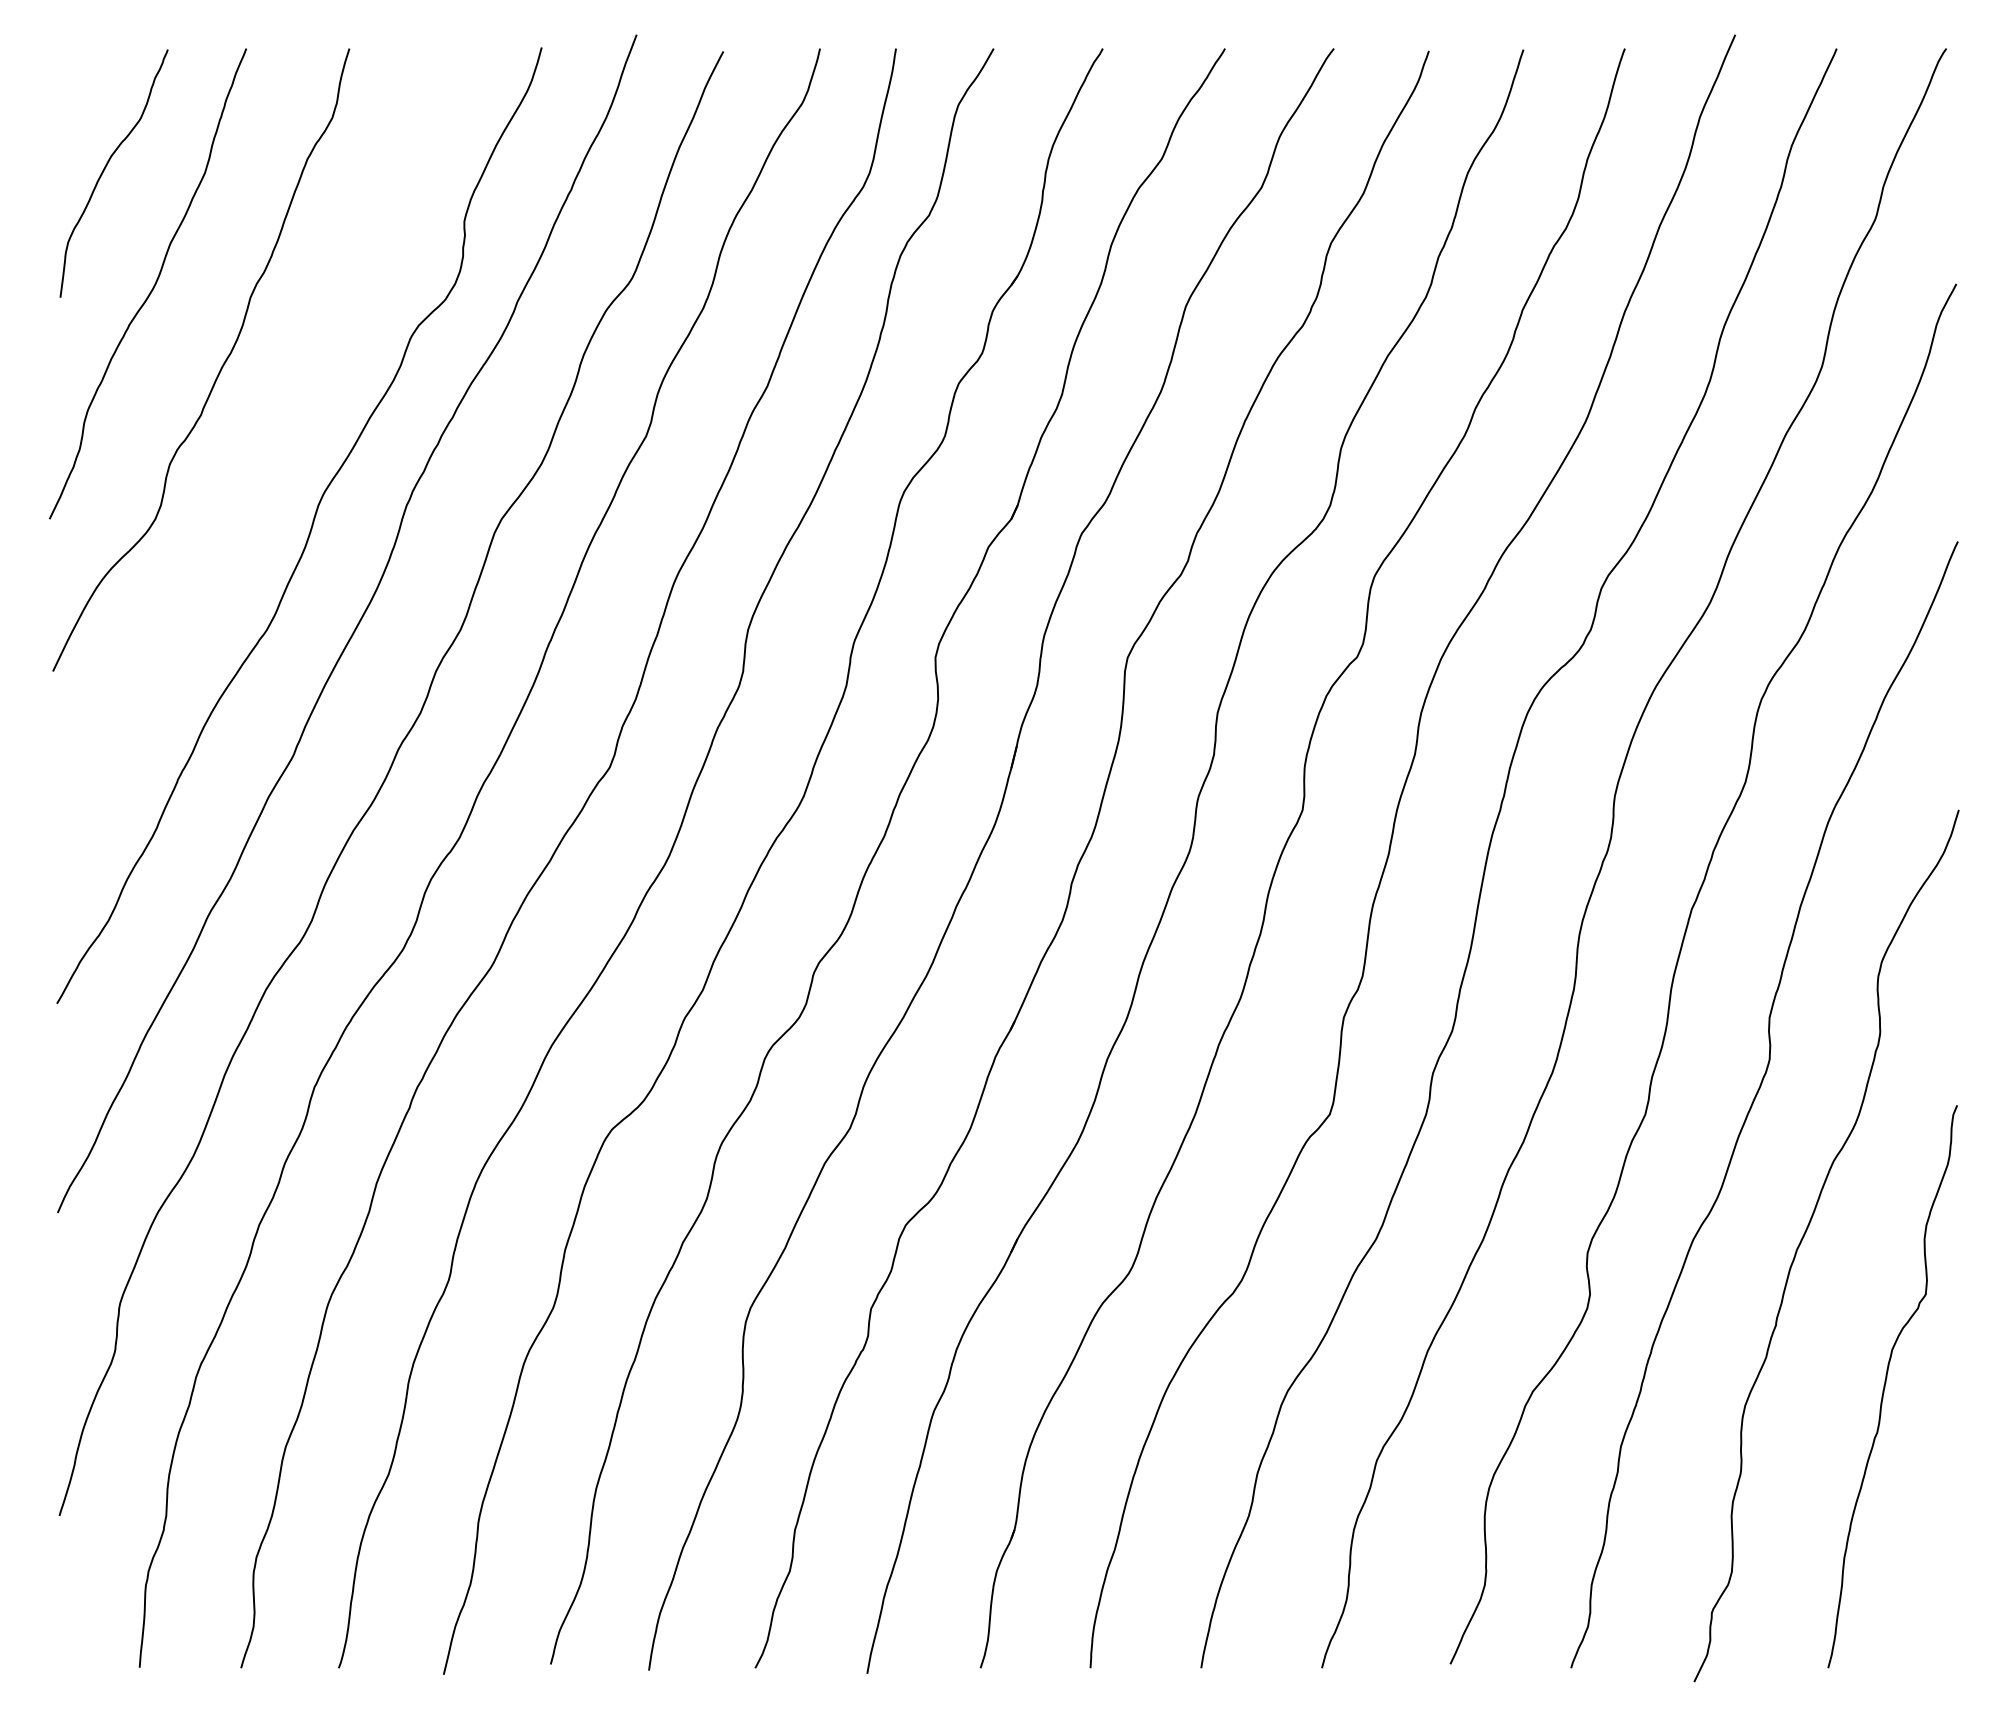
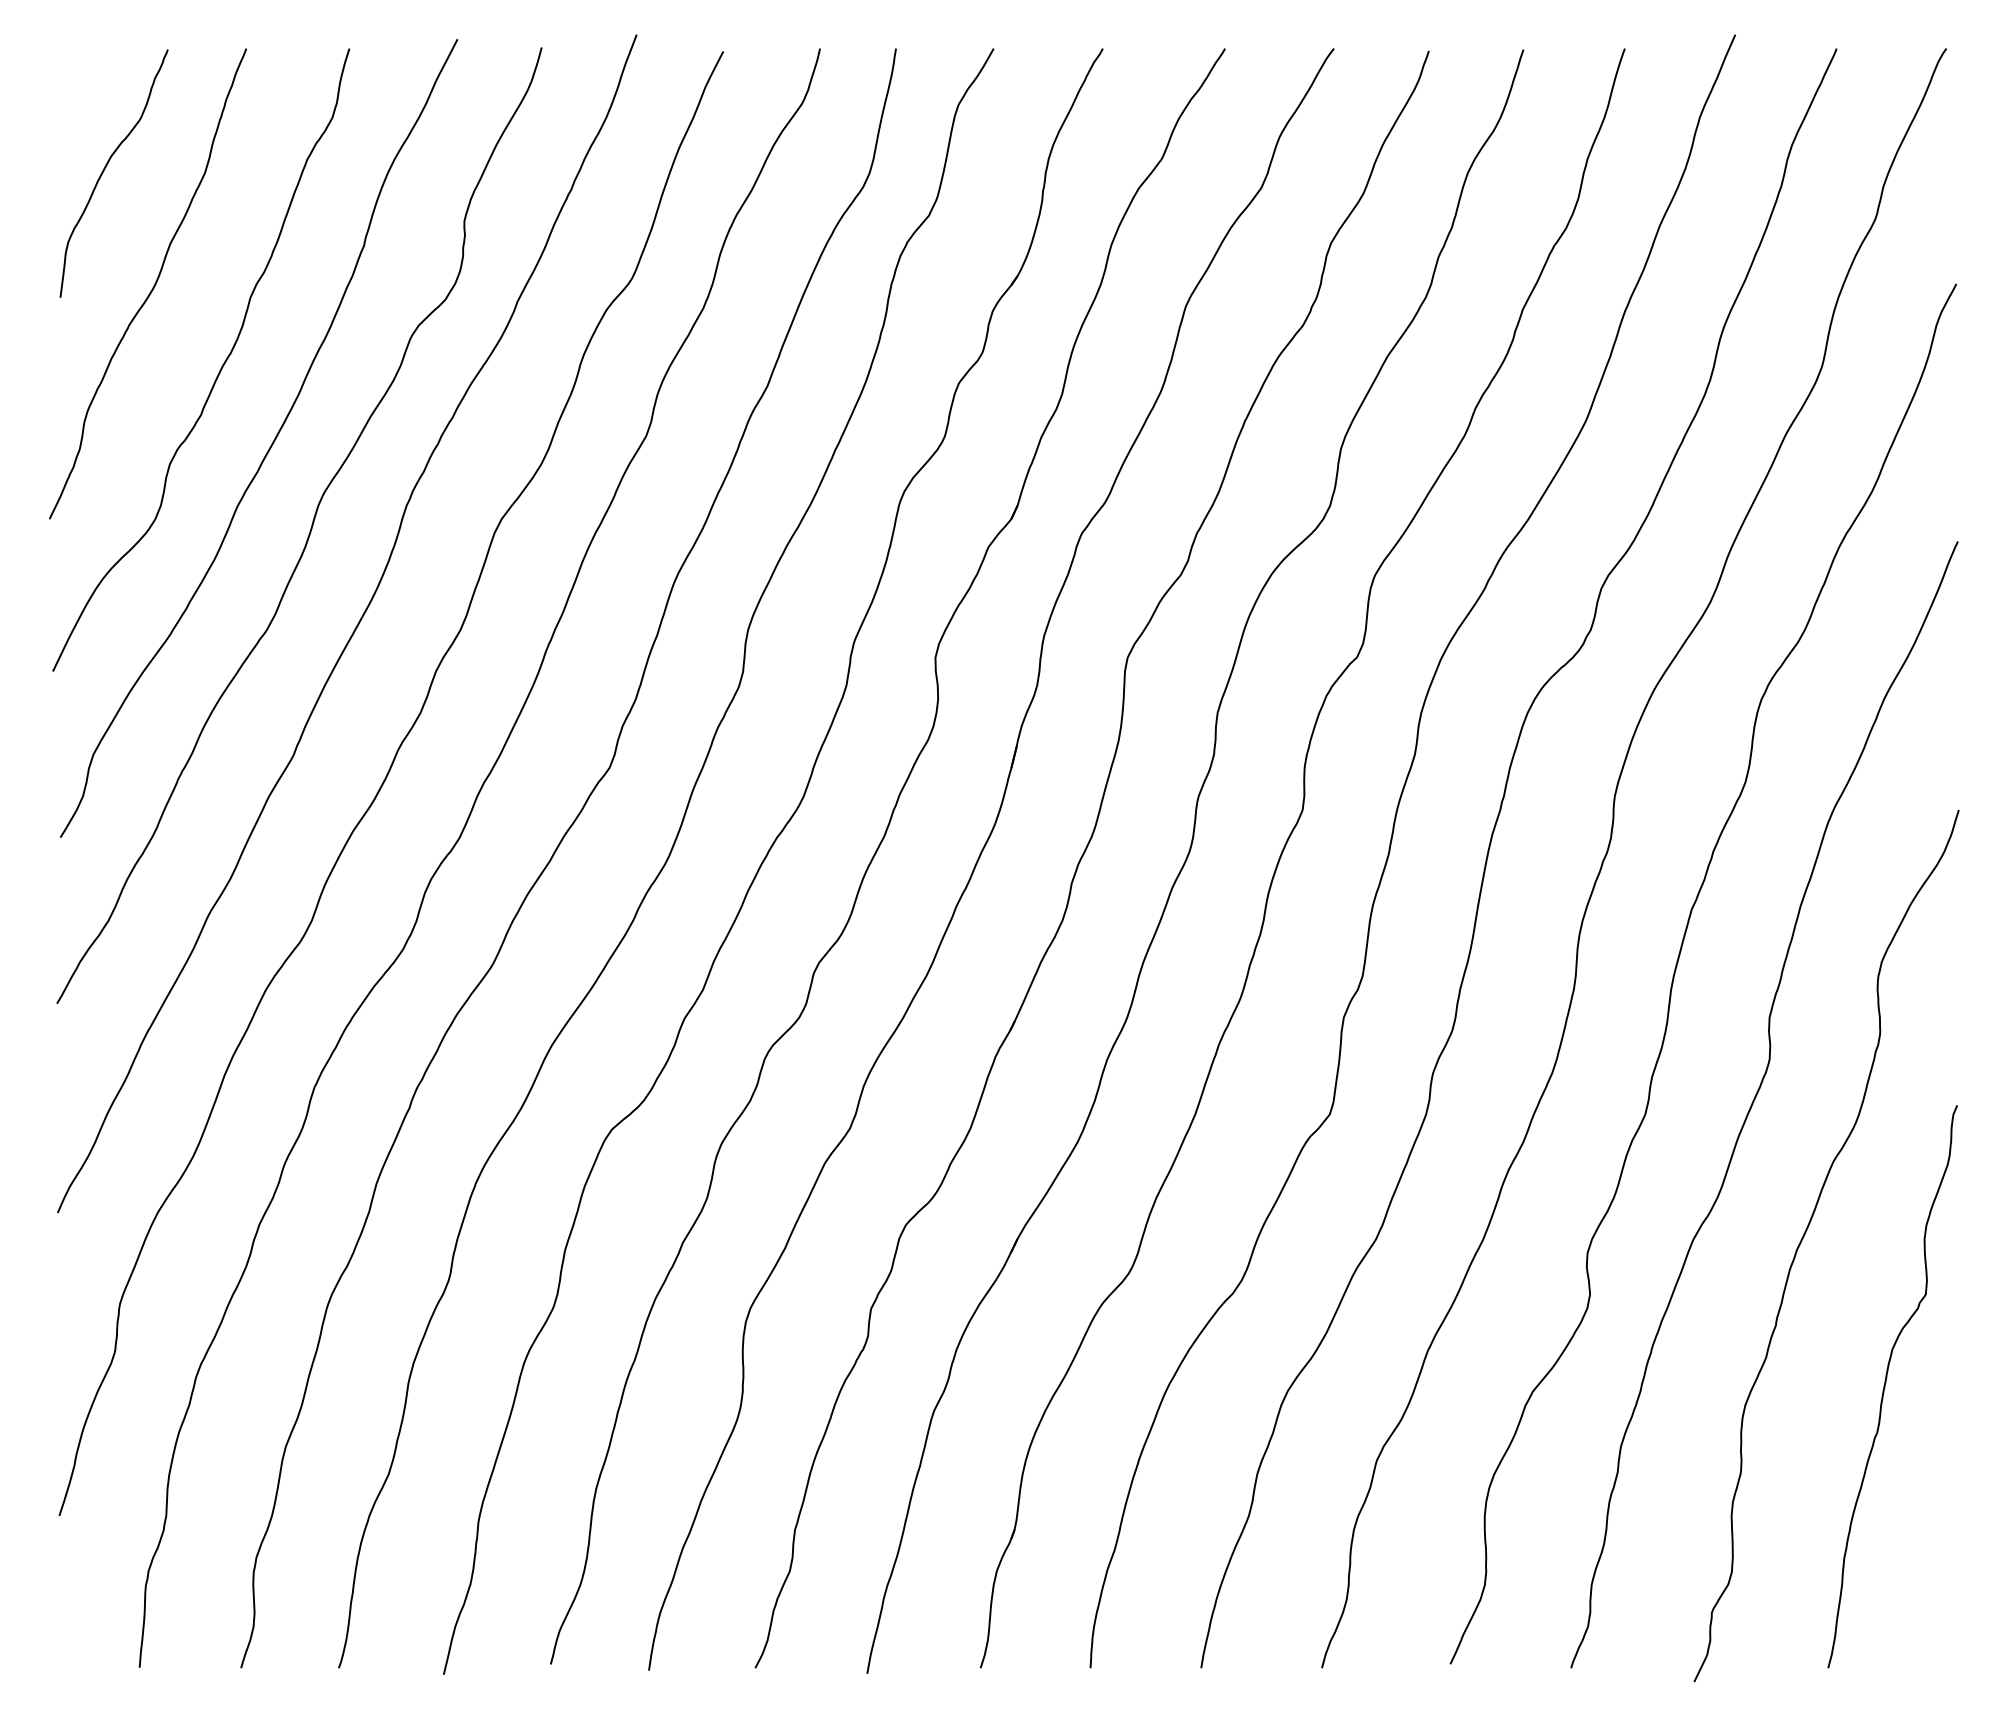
curve: none -> present (271, 443)
